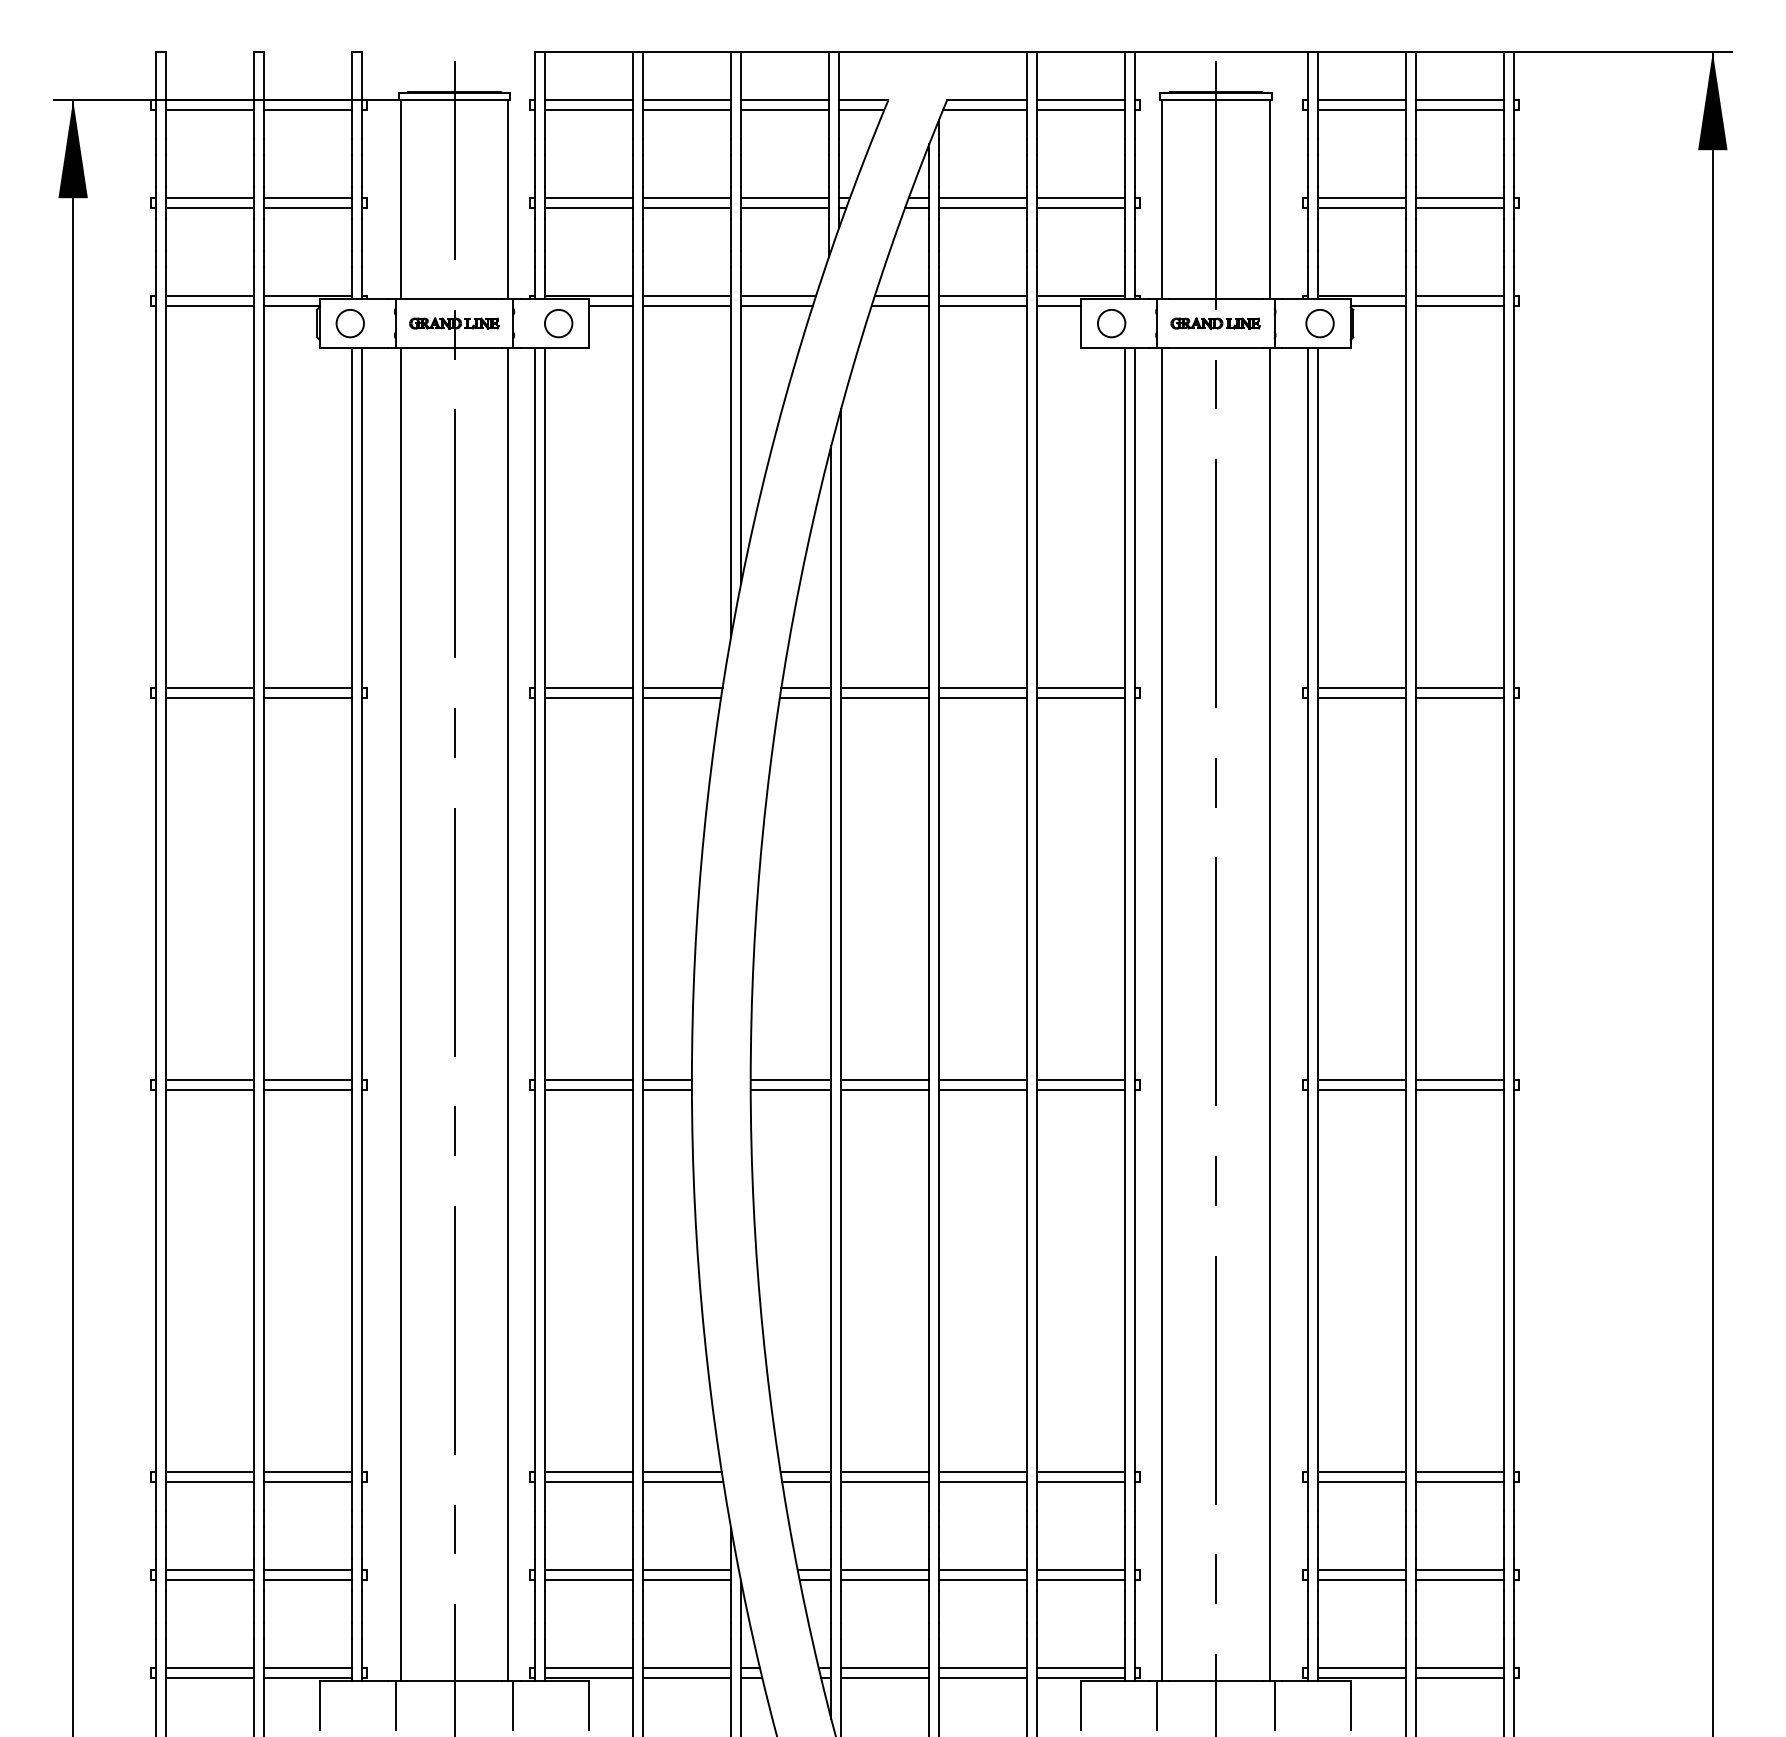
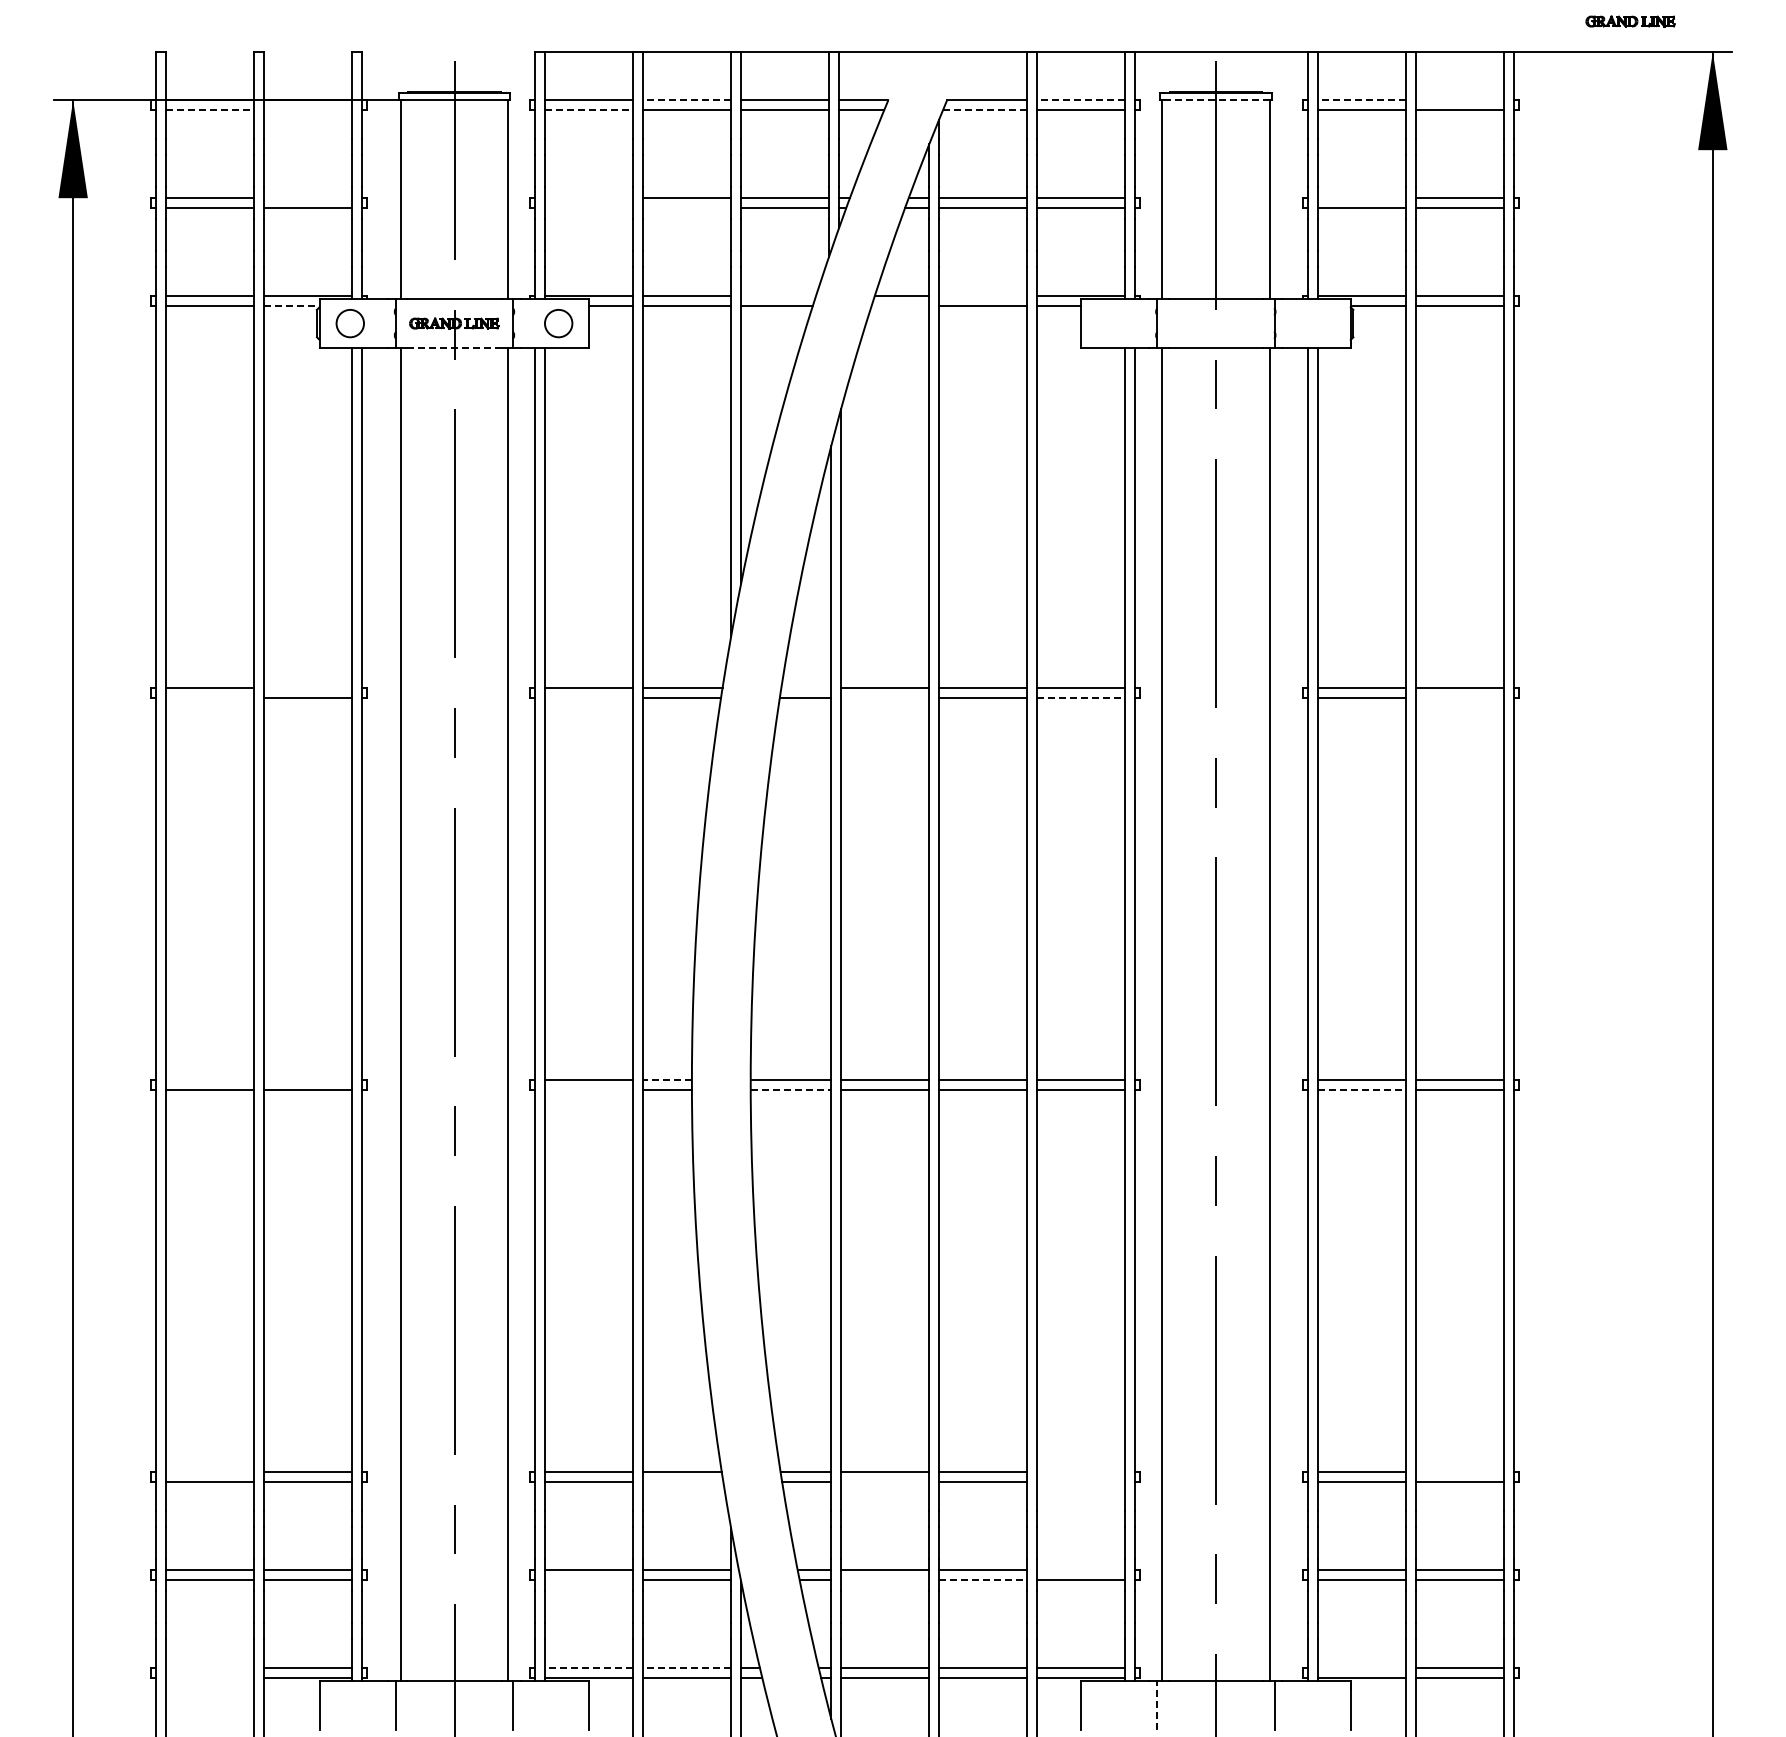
line: solid -> dashed (686, 100)
line: solid -> dashed (1080, 100)
line: solid -> dashed (1215, 100)
line: solid -> dashed (1361, 100)
line: present -> none (1460, 100)
line: solid -> dashed (210, 109)
line: present -> none (308, 109)
line: solid -> dashed (589, 109)
line: solid -> dashed (985, 109)
line: present -> none (308, 198)
line: present -> none (588, 198)
line: present -> none (1362, 198)
line: present -> none (588, 207)
line: present -> none (686, 207)
line: present -> none (777, 296)
line: present -> none (983, 296)
line: solid -> dashed (291, 305)
line: present -> none (900, 305)
circle: present -> none (1111, 323)
part position: (1215, 323) -> (1630, 21) (1630, 21)
circle: present -> none (1319, 323)
line: solid -> dashed (454, 348)
line: present -> none (308, 688)
line: present -> none (806, 688)
line: present -> none (210, 697)
line: present -> none (588, 697)
line: present -> none (885, 697)
line: solid -> dashed (1081, 697)
line: present -> none (1460, 697)
line: present -> none (210, 1080)
line: present -> none (308, 1080)
line: solid -> dashed (666, 1080)
line: present -> none (588, 1089)
line: solid -> dashed (791, 1089)
line: solid -> dashed (1362, 1089)
line: present -> none (210, 1472)
line: present -> none (1081, 1472)
line: present -> none (1460, 1472)
line: present -> none (682, 1481)
line: present -> none (885, 1481)
line: present -> none (1081, 1481)
line: present -> none (1081, 1569)
line: present -> none (588, 1579)
line: present -> none (885, 1579)
line: solid -> dashed (983, 1579)
line: present -> none (210, 1667)
line: solid -> dashed (588, 1667)
line: solid -> dashed (686, 1667)
line: present -> none (1362, 1667)
line: present -> none (210, 1677)
line: solid -> dashed (1157, 1704)
